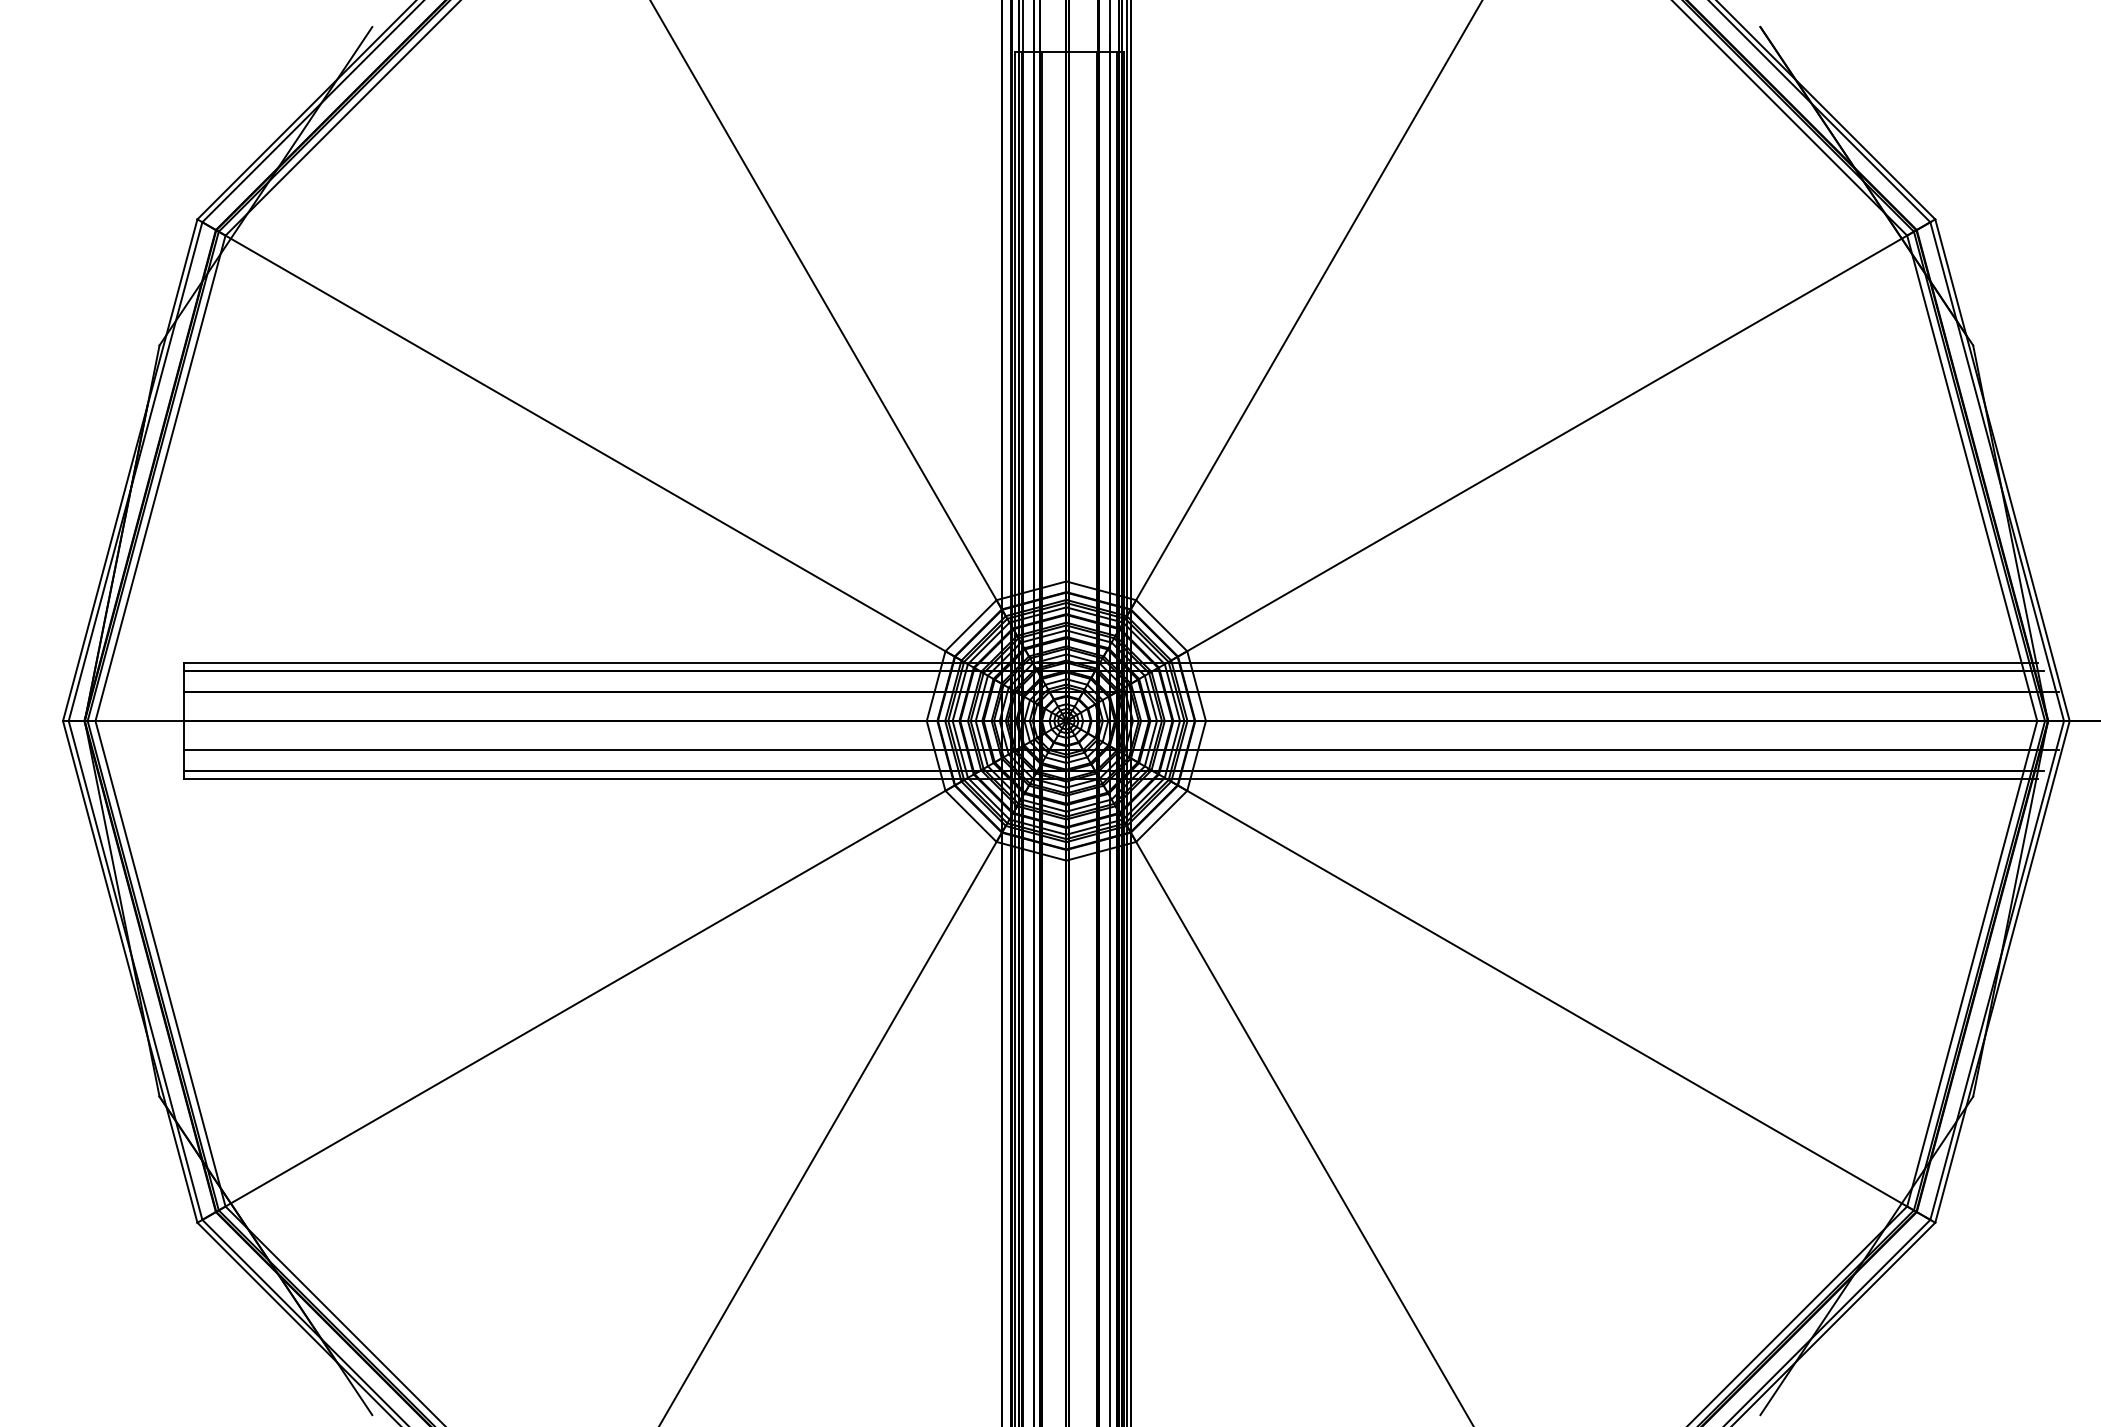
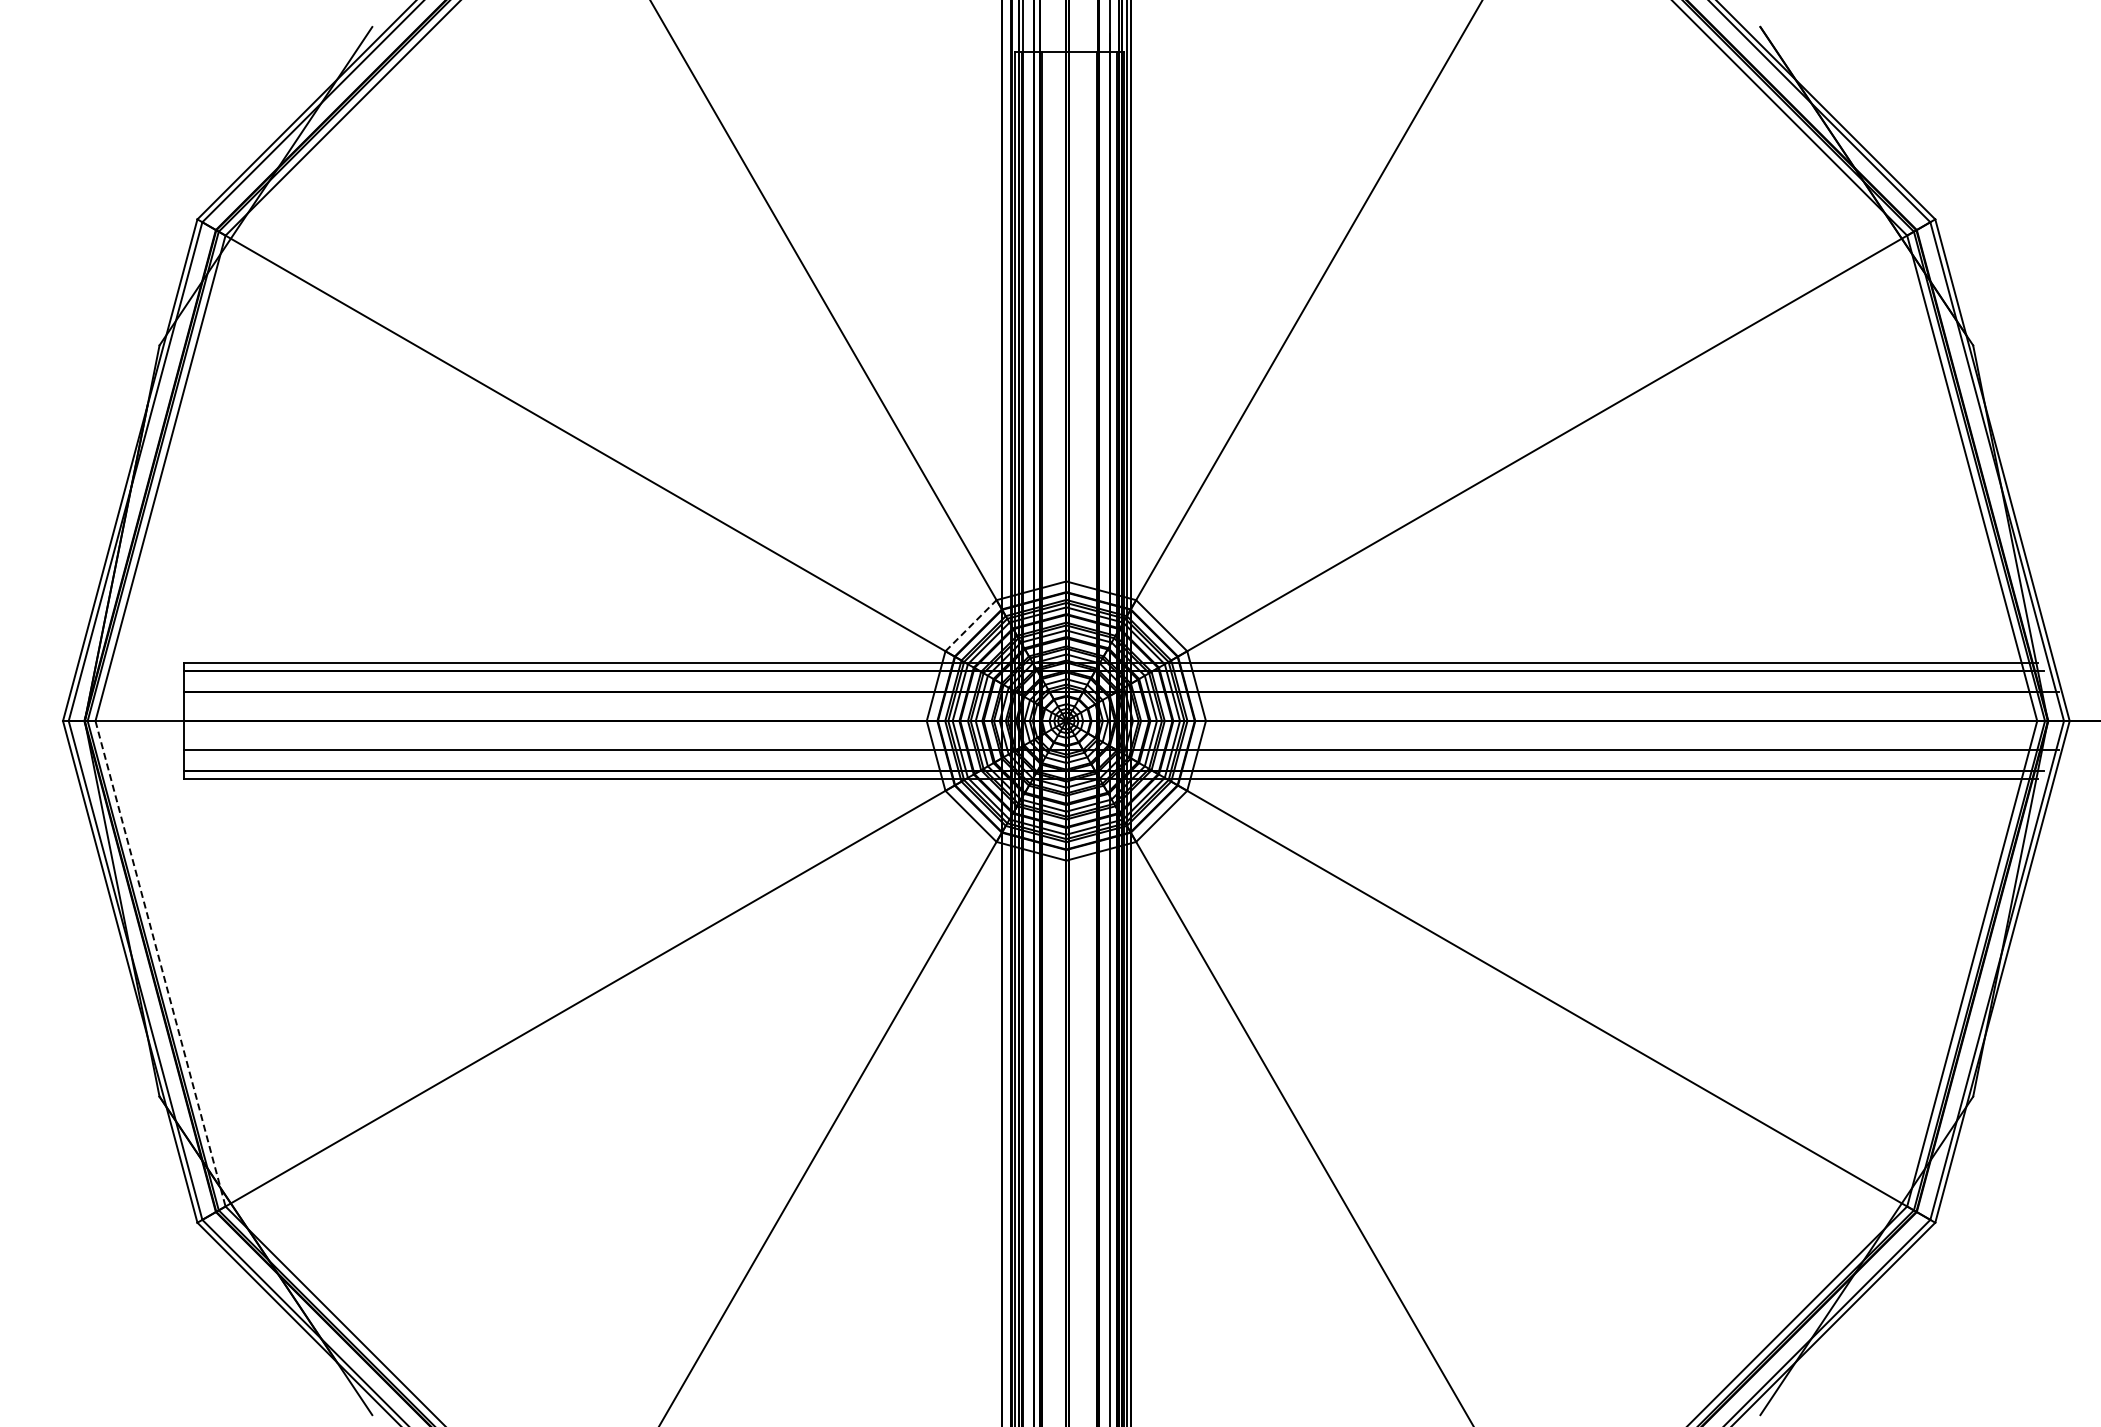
line: solid -> dashed (971, 625)
line: solid -> dashed (160, 964)
